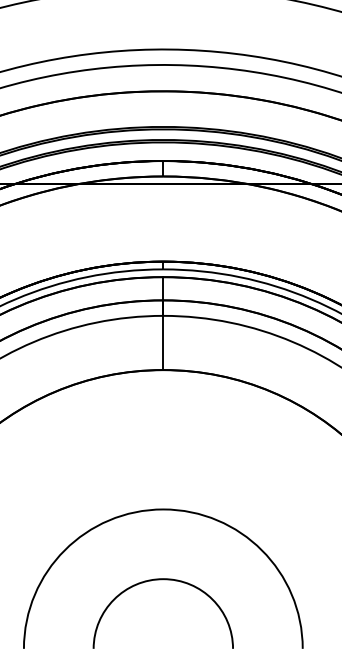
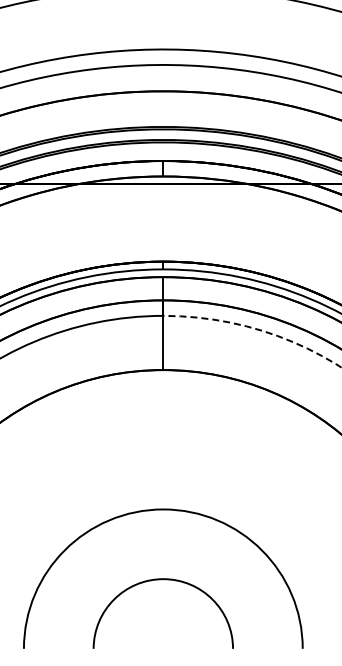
arc: solid -> dashed (257, 329)
